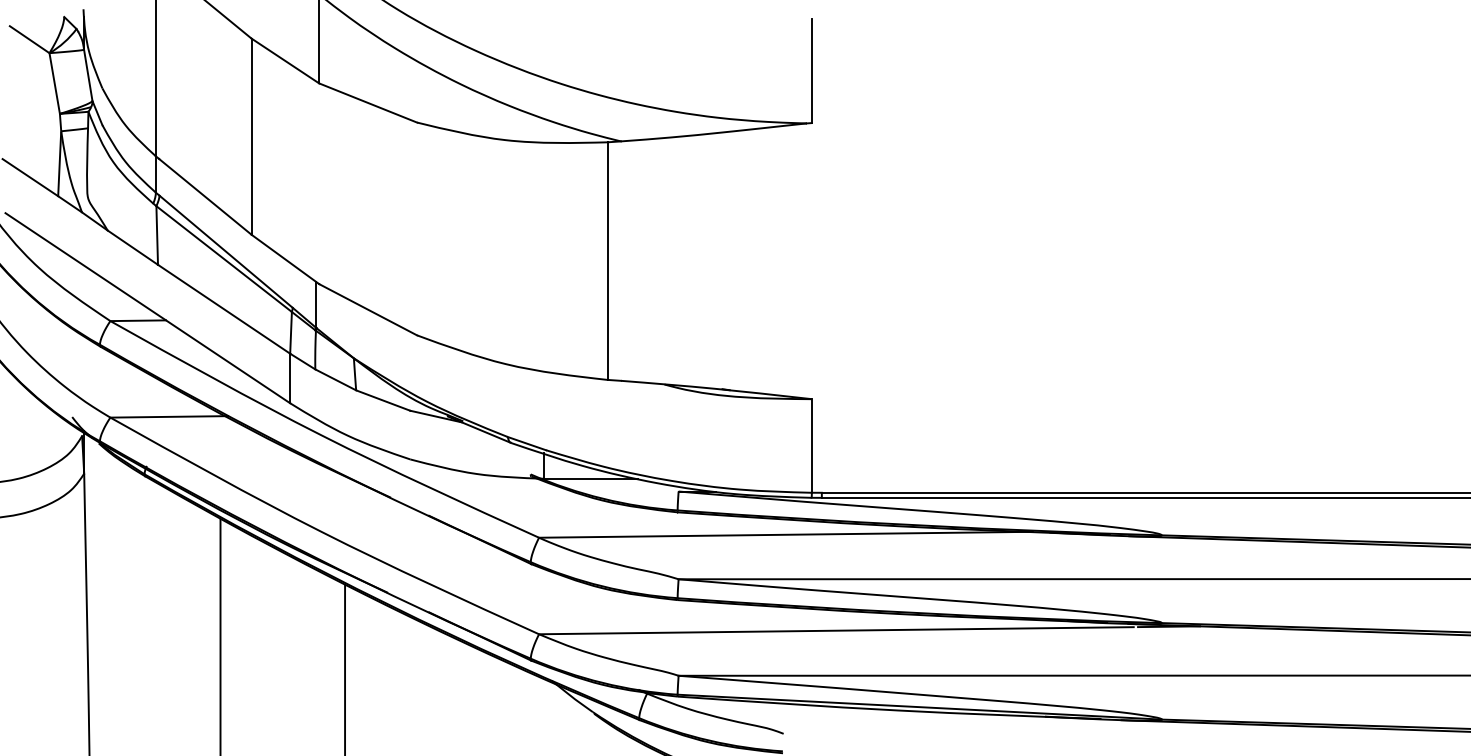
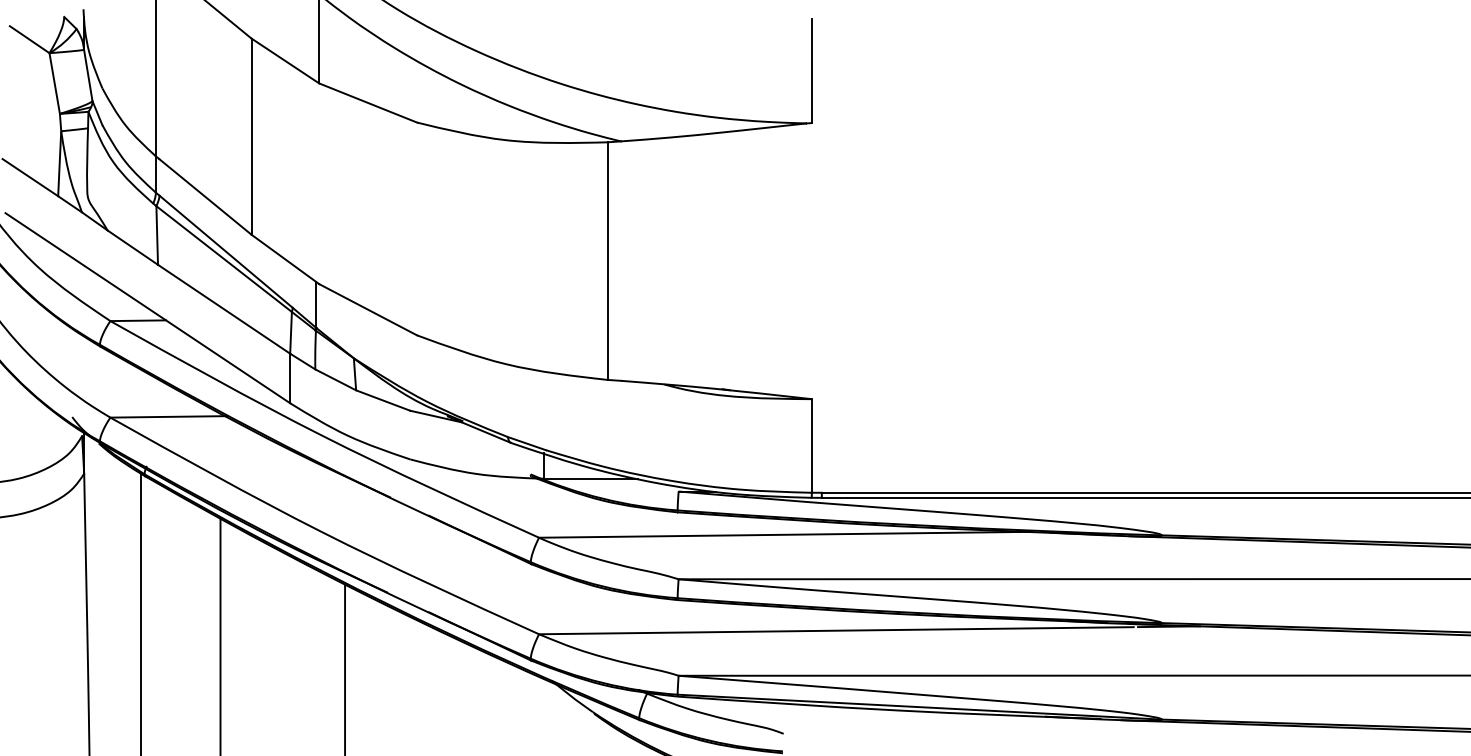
line: none -> present (141, 612)
